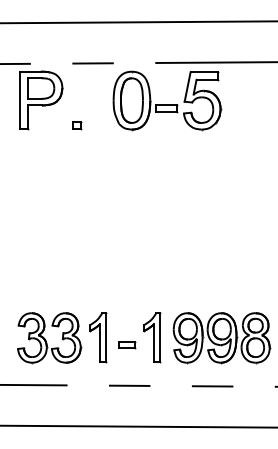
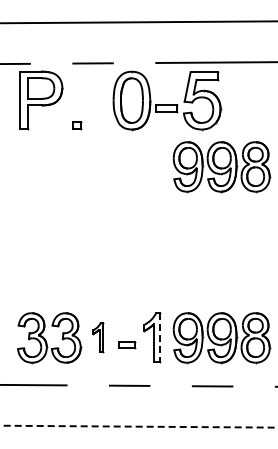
part: none -> present (221, 167)
part size: 19x52 px -> 13x32 px (98, 337)
line: solid -> dashed (159, 338)
line: solid -> dashed (138, 426)
